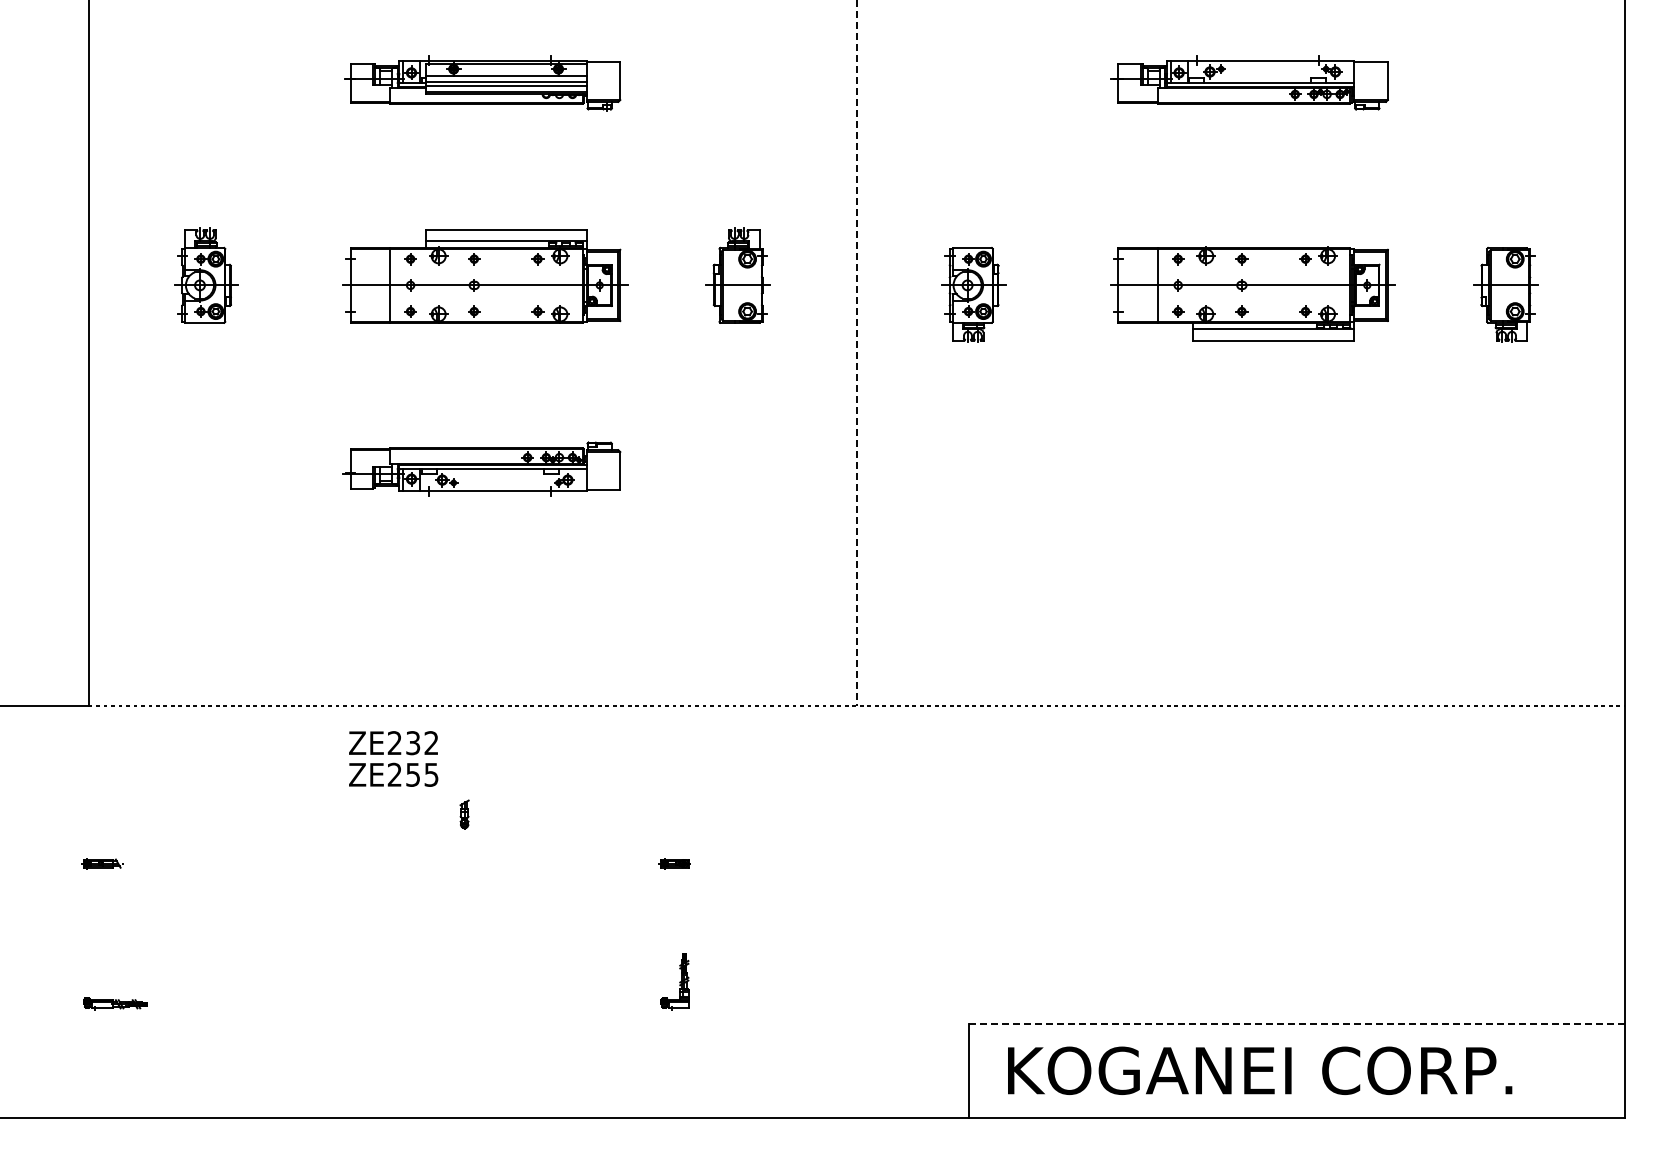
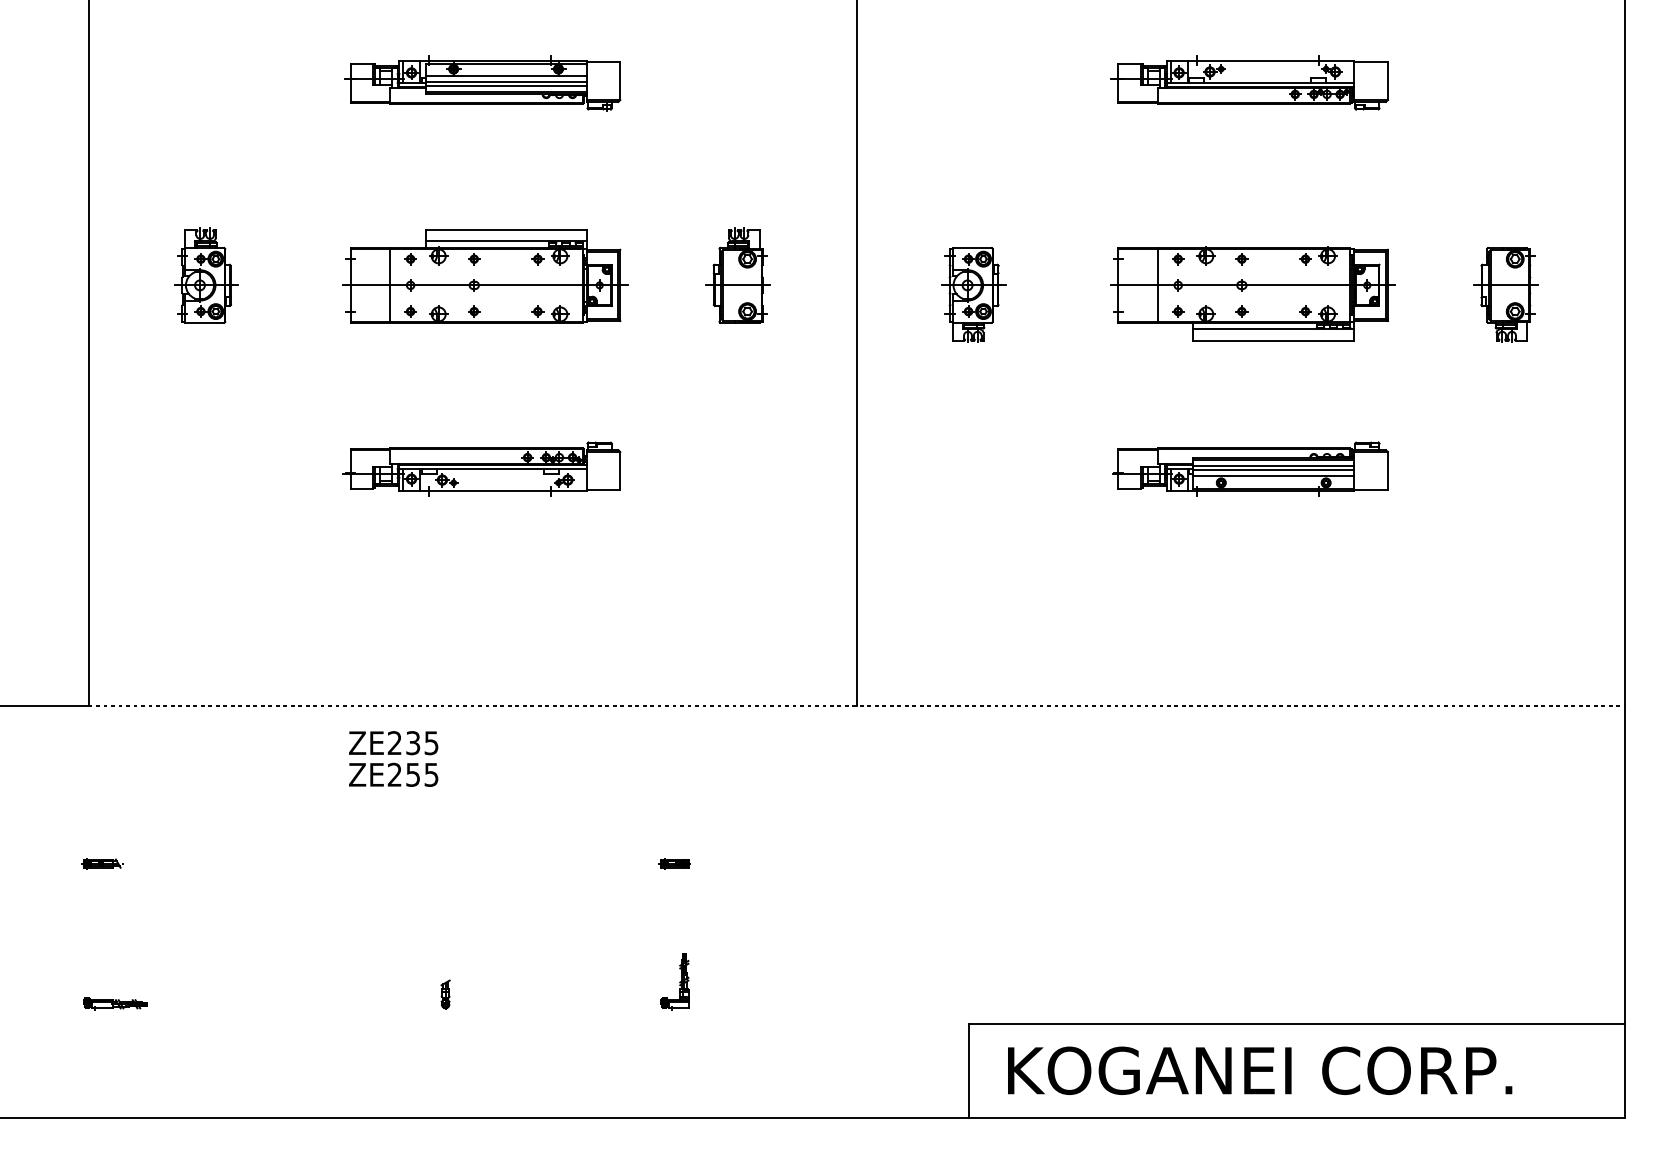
line: dashed -> solid (856, 352)
part: none -> present (1250, 468)
text: ZE232 -> ZE235 (431, 743)
part position: (464, 814) -> (445, 994) (445, 994)
line: dashed -> solid (1297, 1024)
